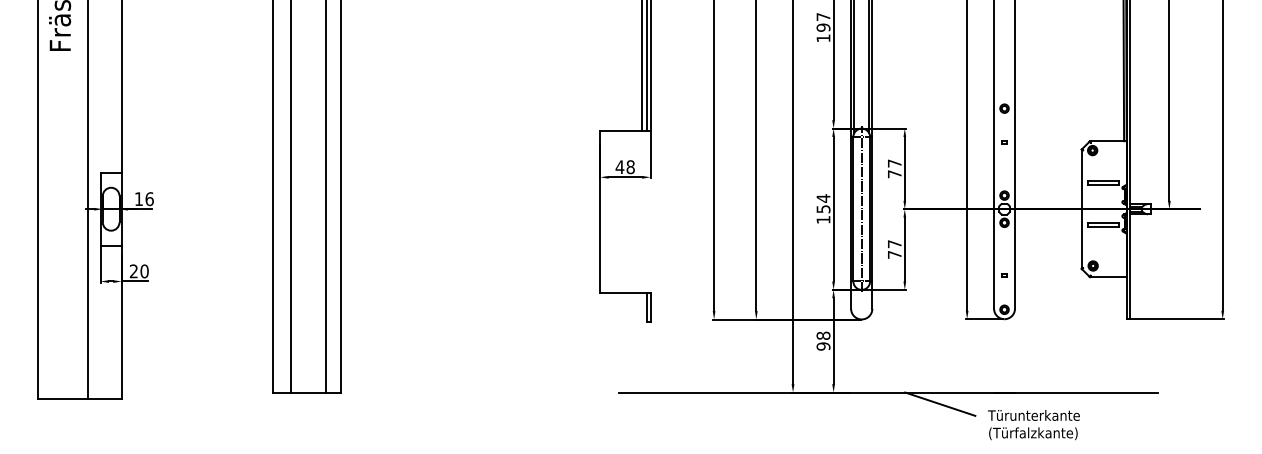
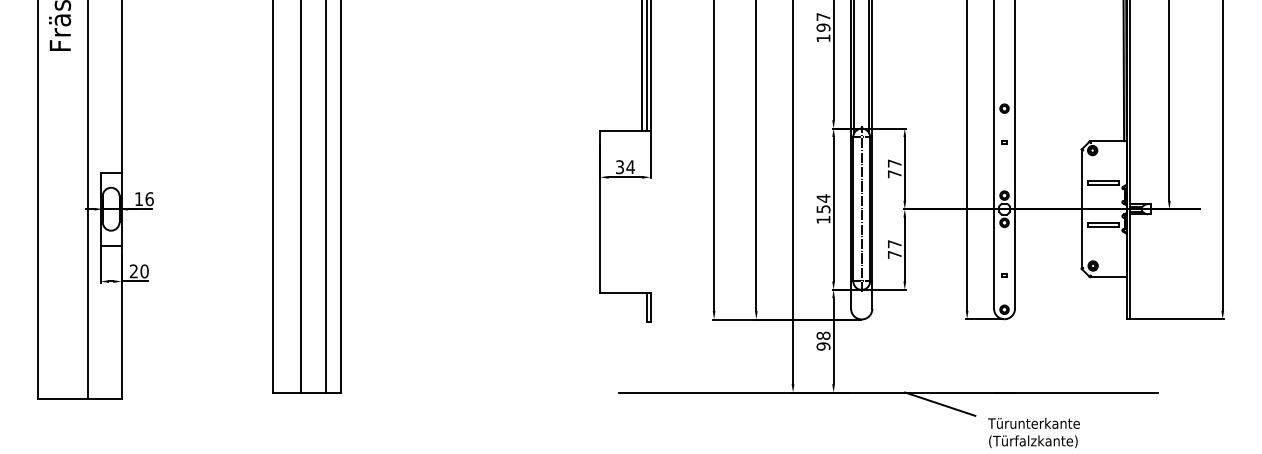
text: 48 -> 34 (625, 167)
line position: (290, 197) -> (300, 197) (300, 197)
text position: (1033, 425) -> (1033, 433) (1033, 433)
